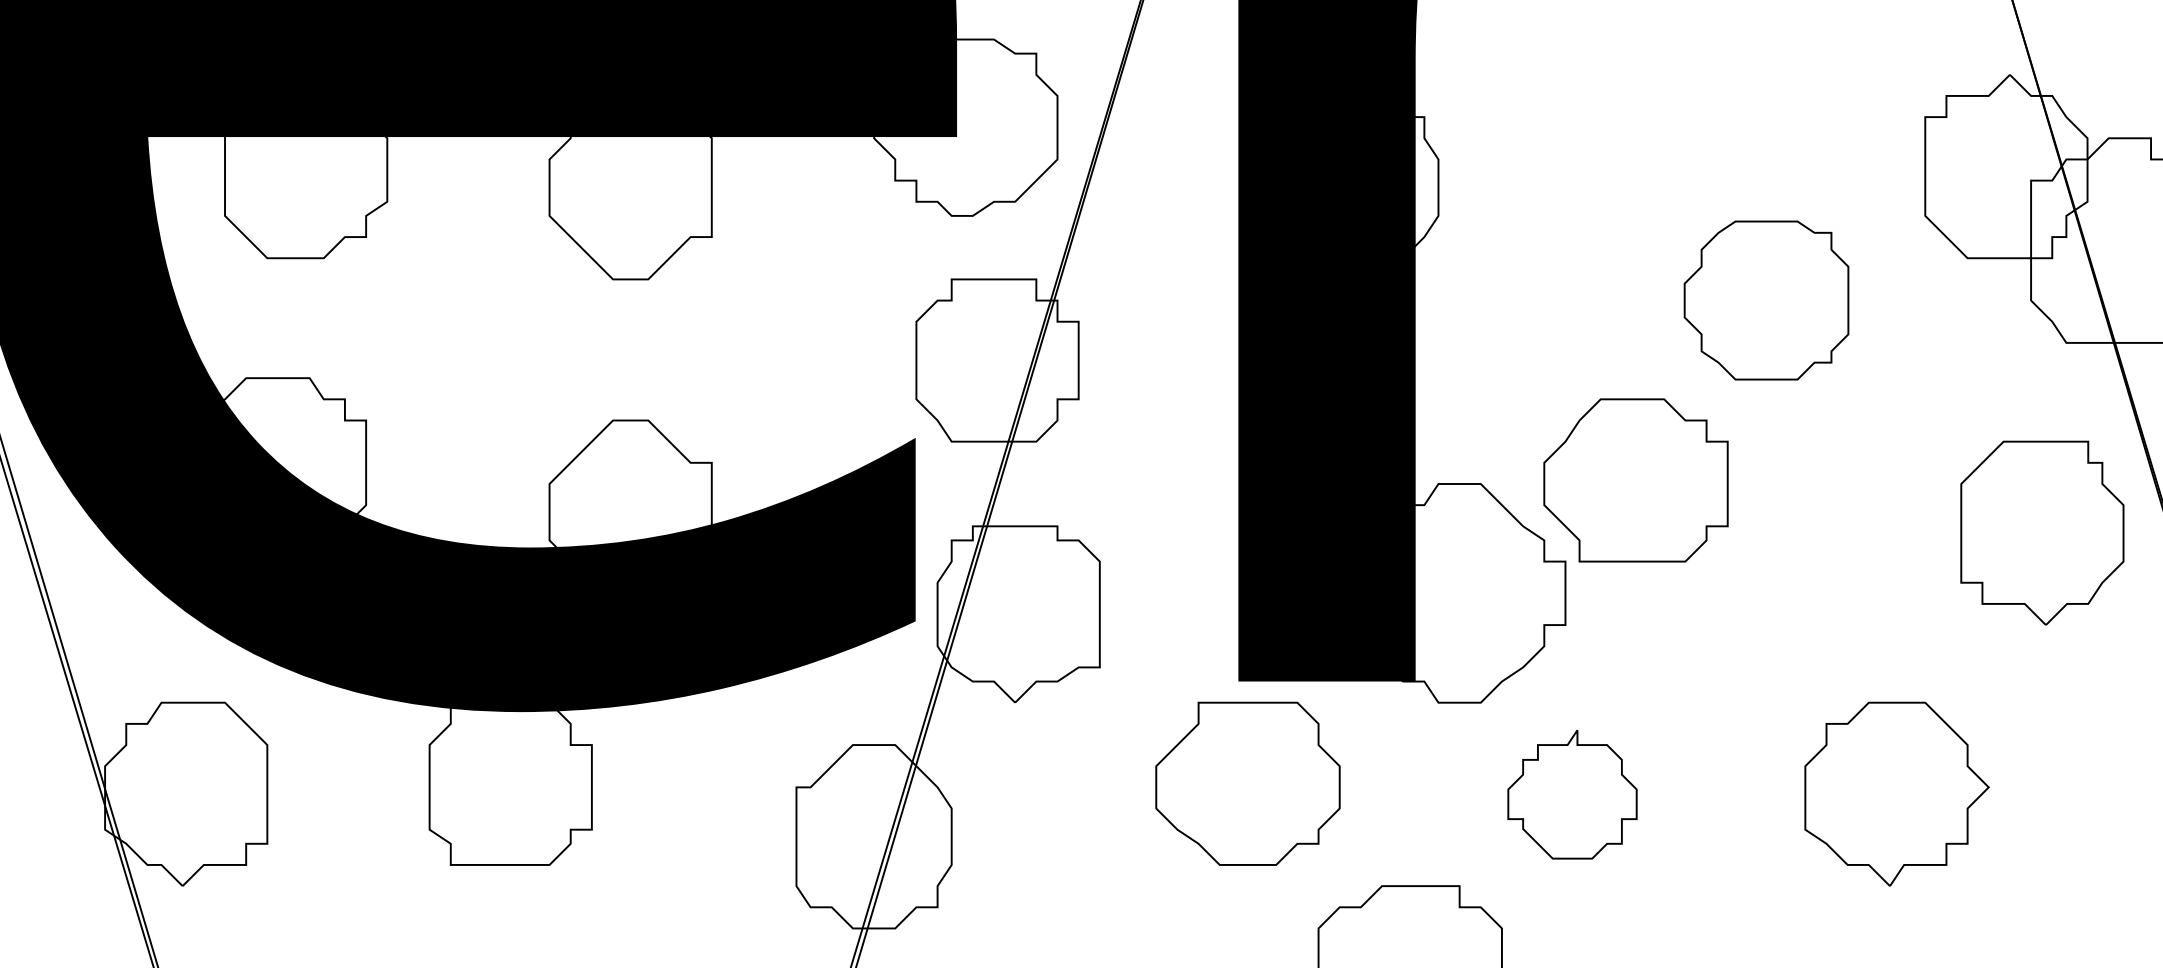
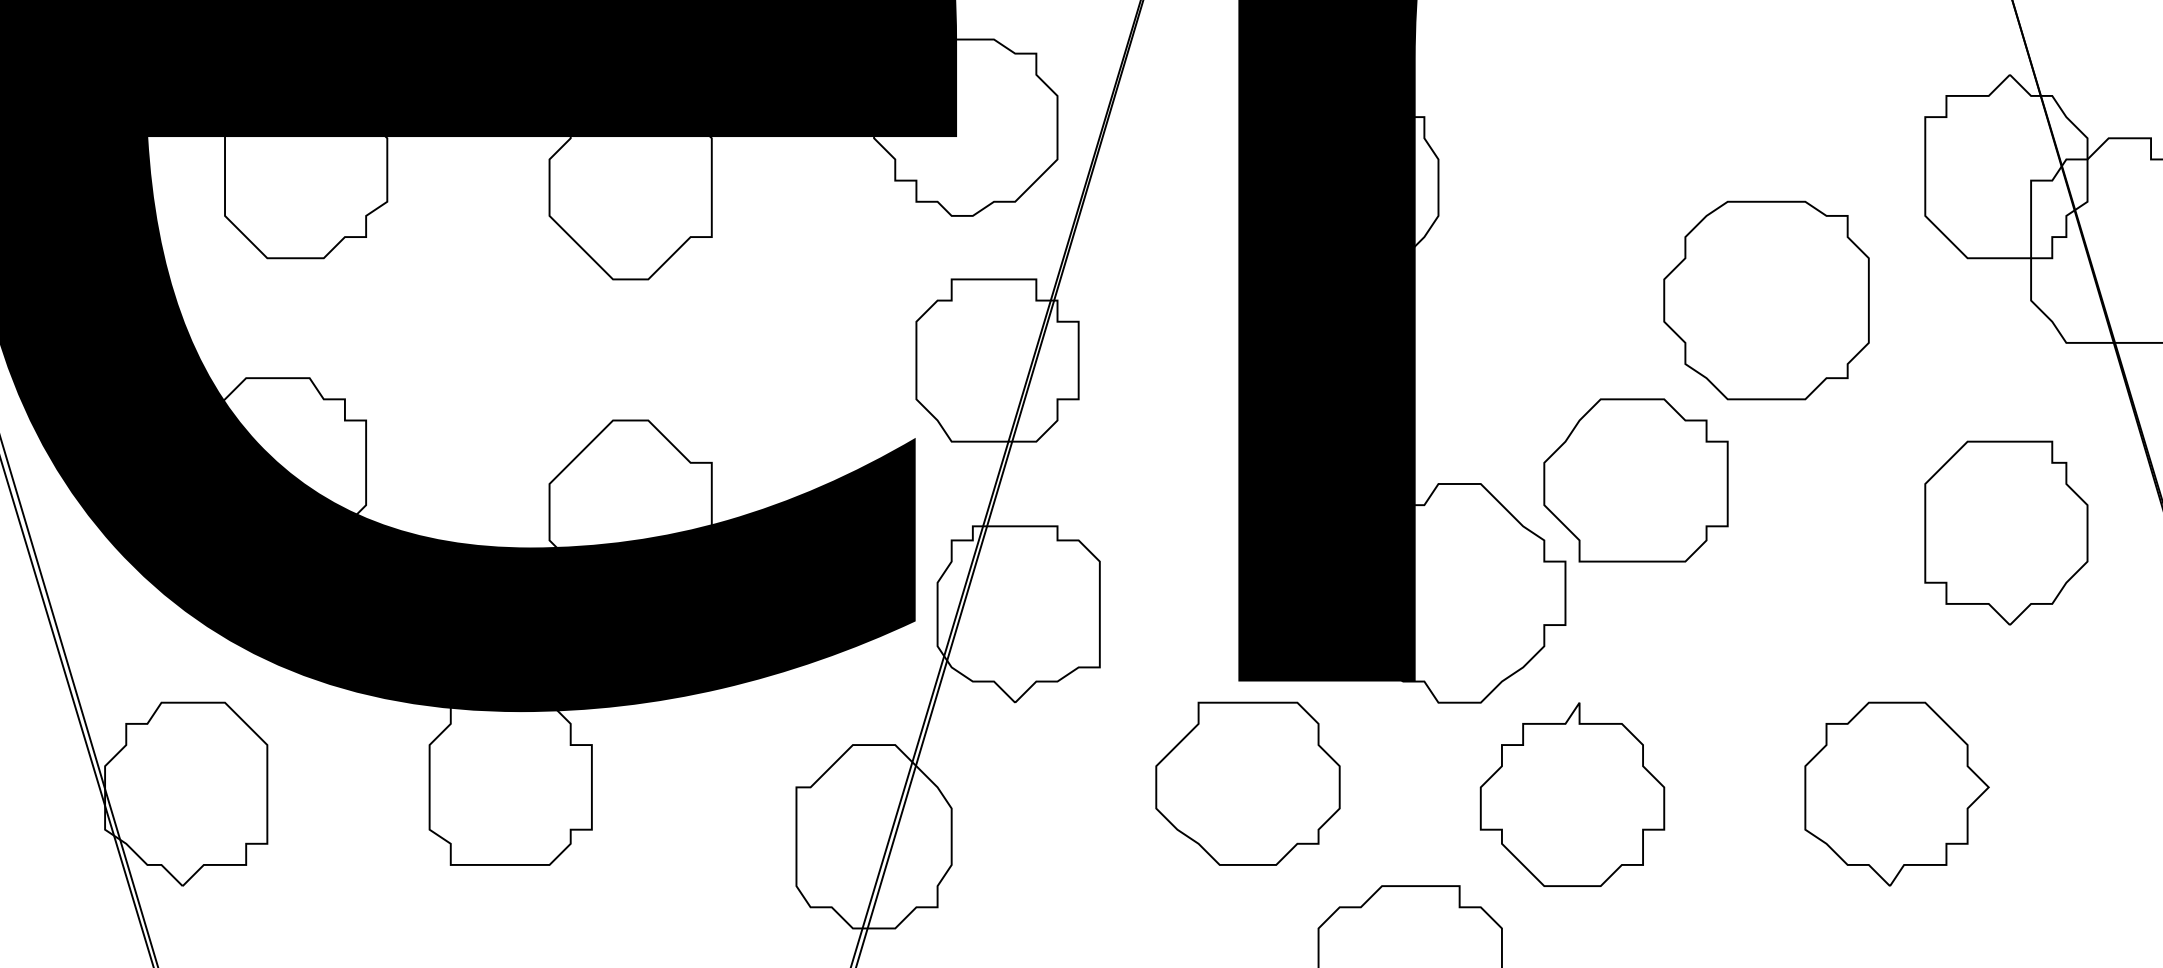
part size: 167x161 px -> 207x201 px (1766, 300)
part position: (2042, 532) -> (2006, 532) (2006, 532)
part size: 131x130 px -> 187x185 px (1572, 794)
